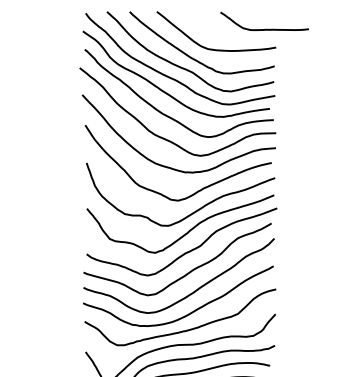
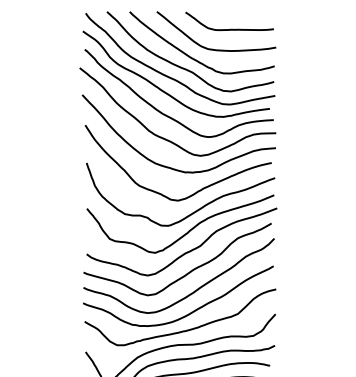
curve position: (265, 28) -> (230, 28) (230, 28)
